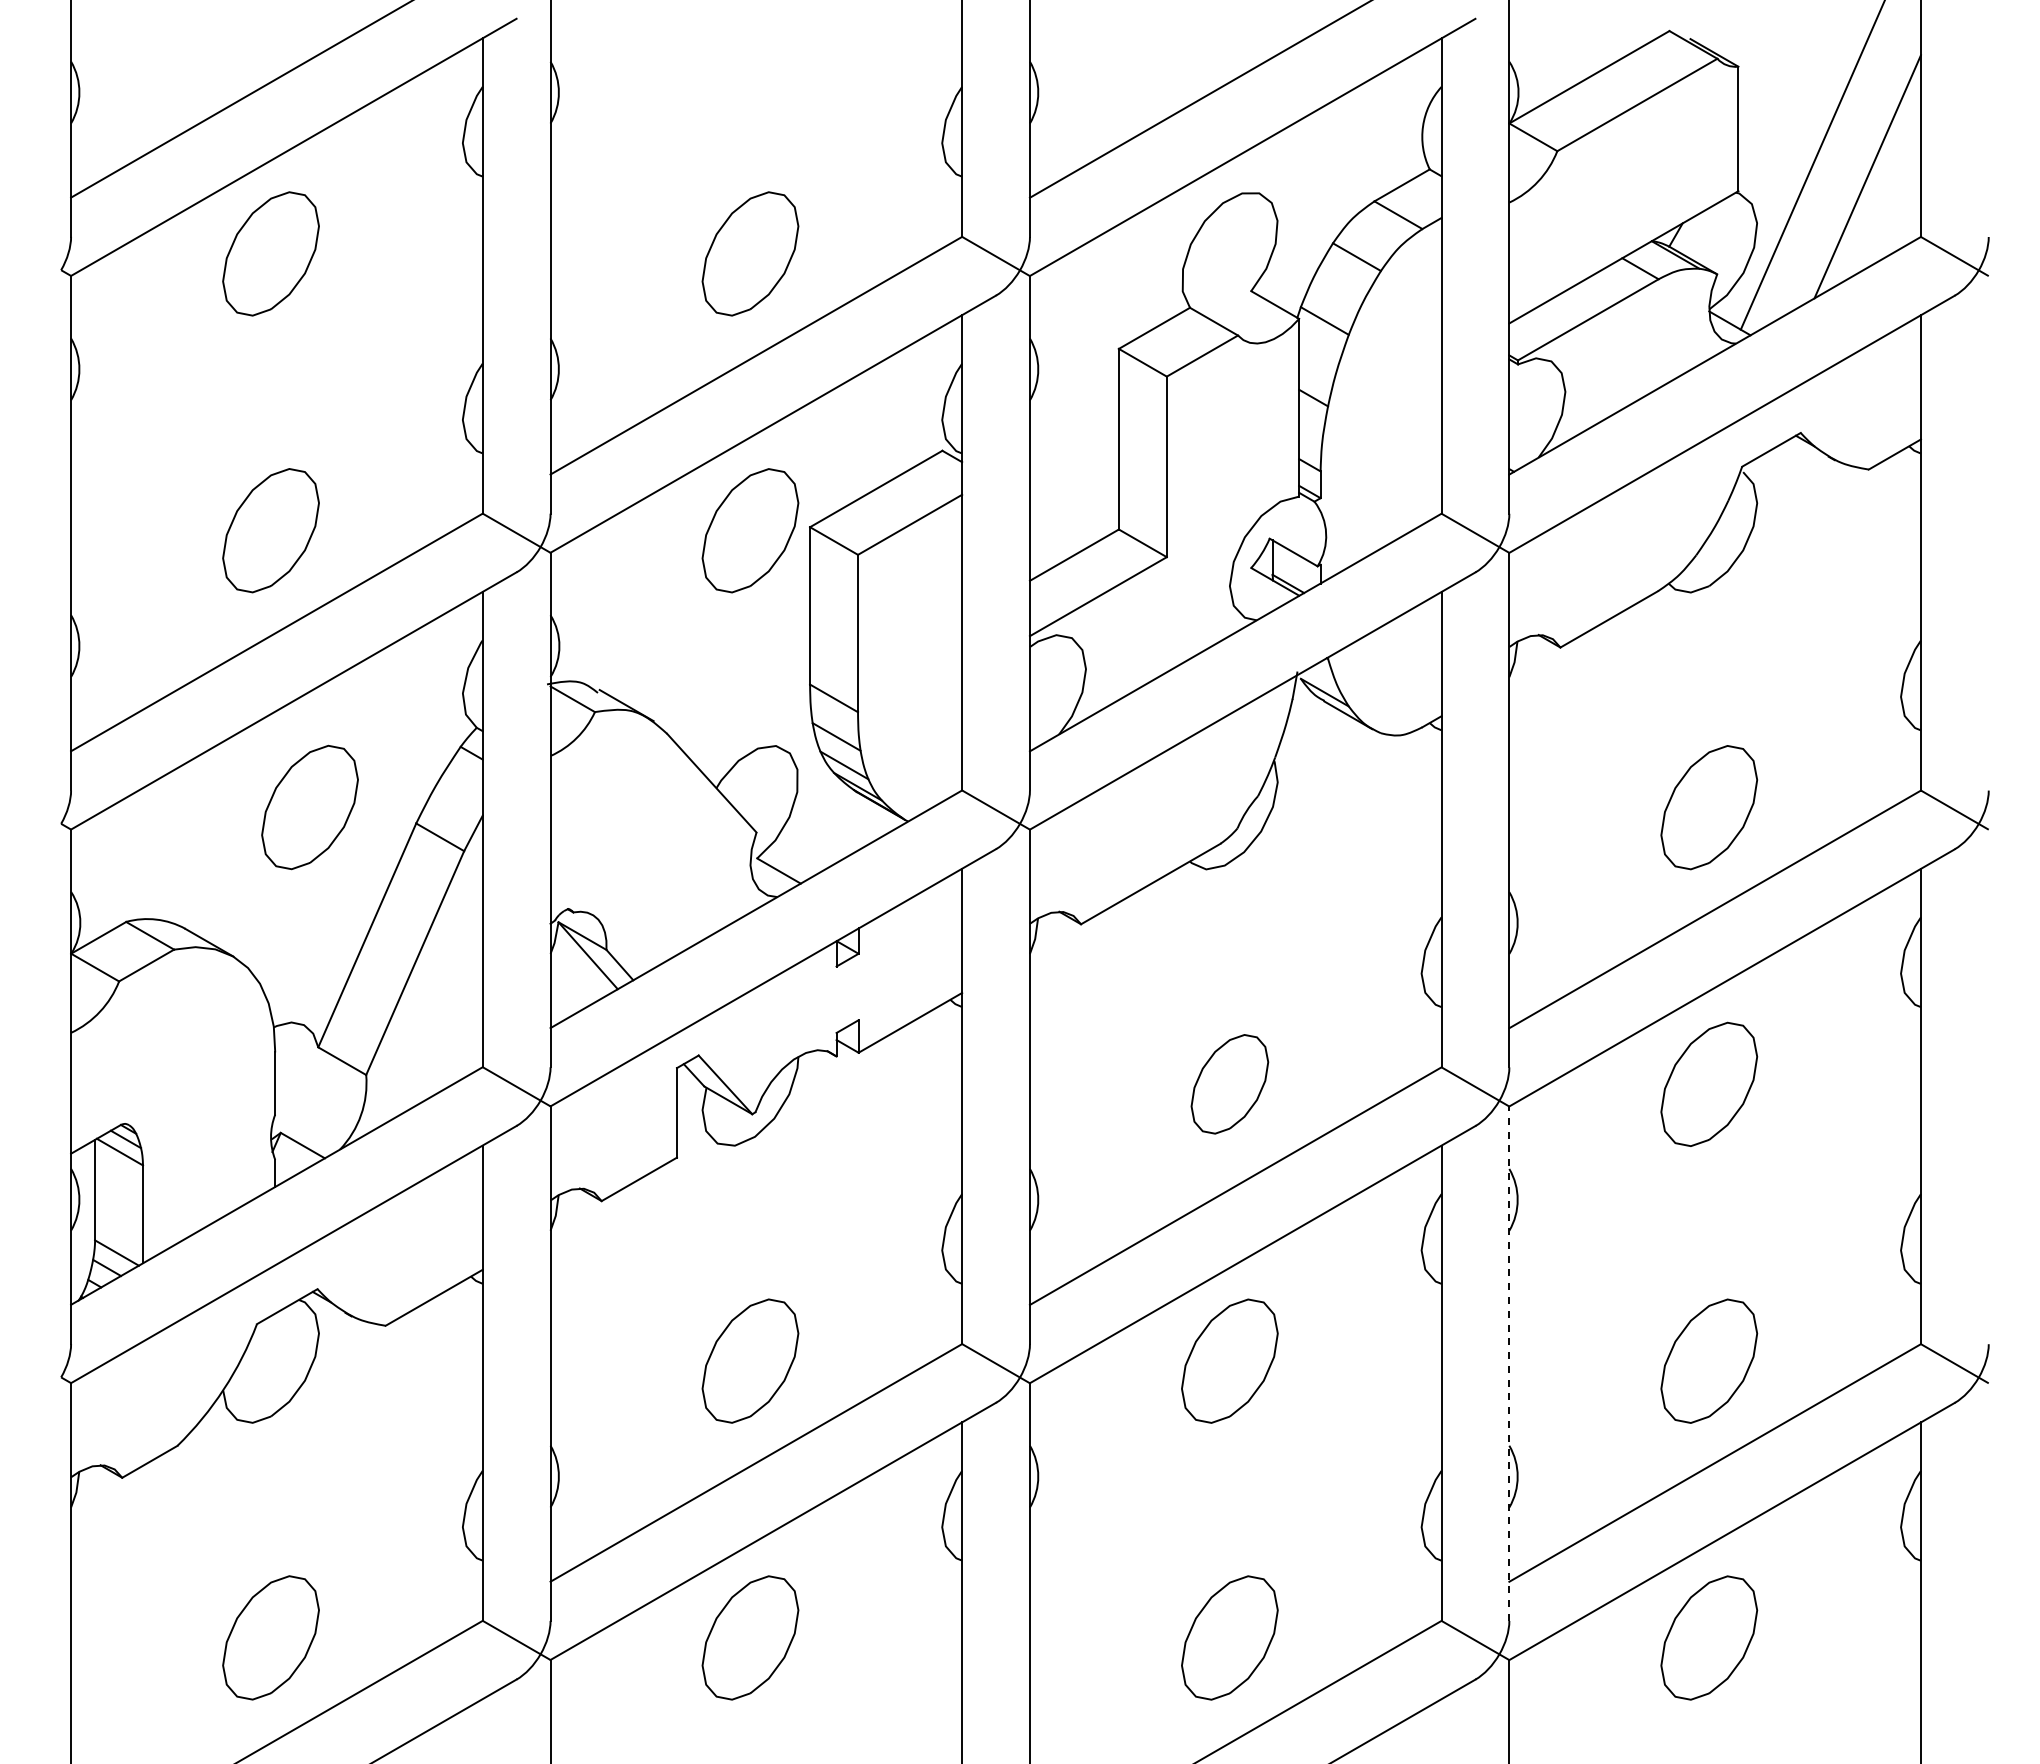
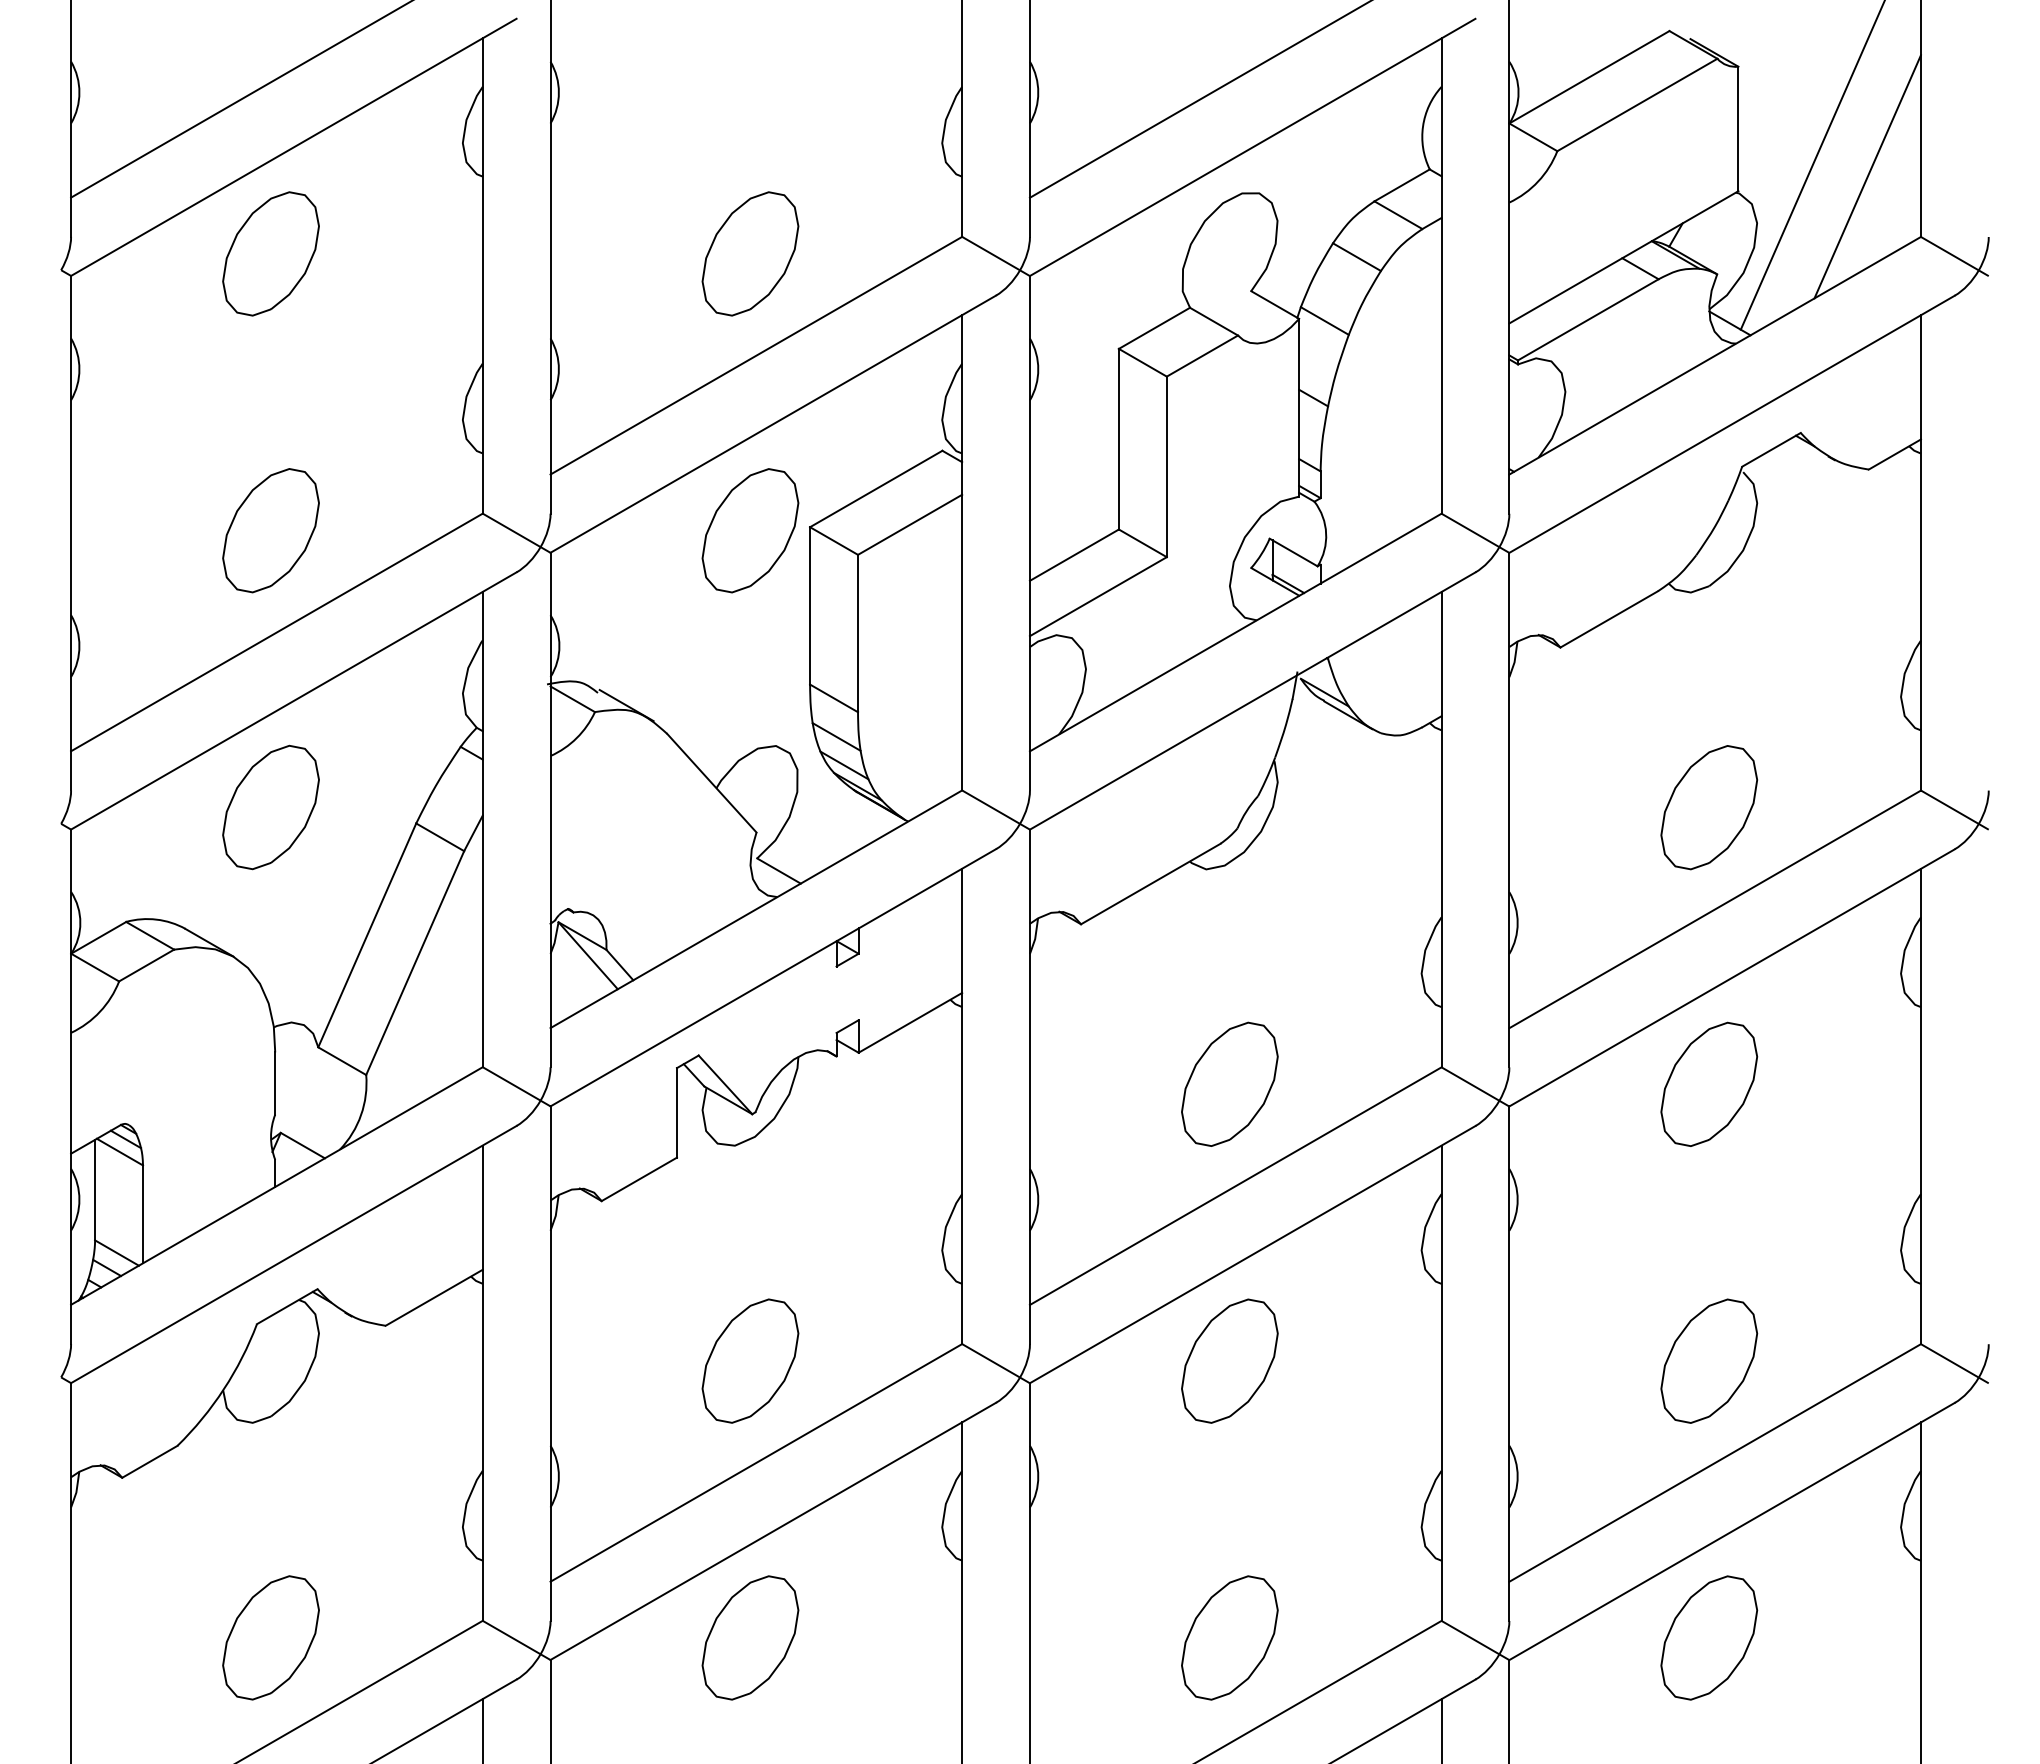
part position: (309, 807) -> (270, 807) (270, 807)
part size: 80x101 px -> 98x126 px (1229, 1083)
line: dashed -> solid (1509, 1363)
line: none -> present (482, 1729)
line: none -> present (1441, 1729)
